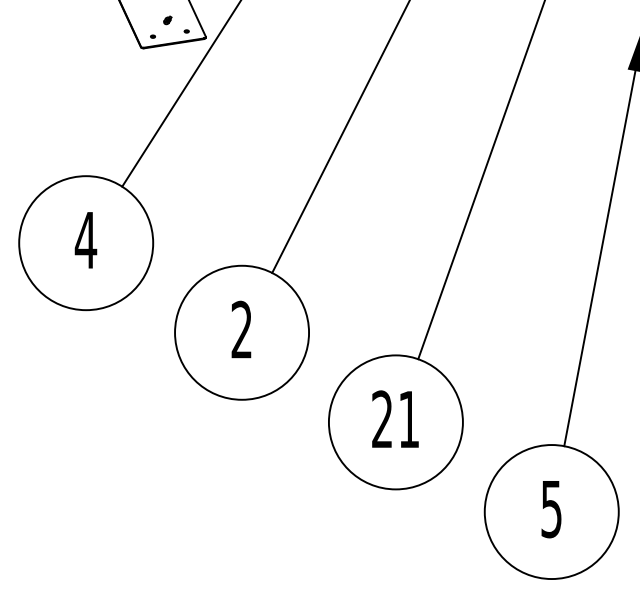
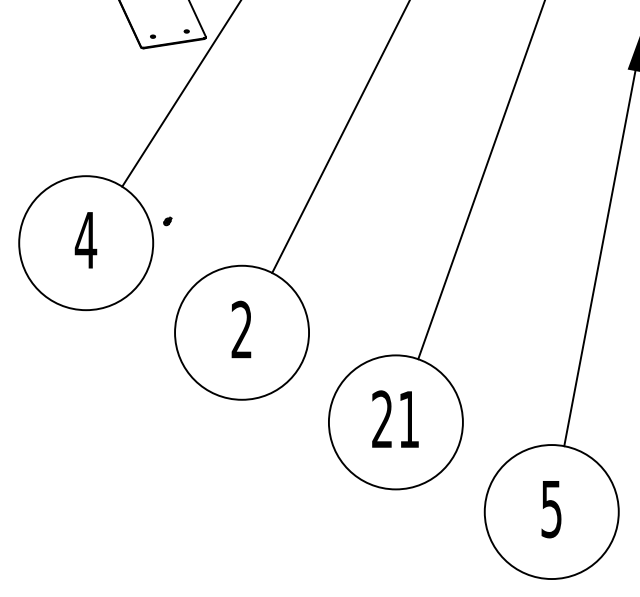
part position: (167, 20) -> (167, 221) (167, 221)
